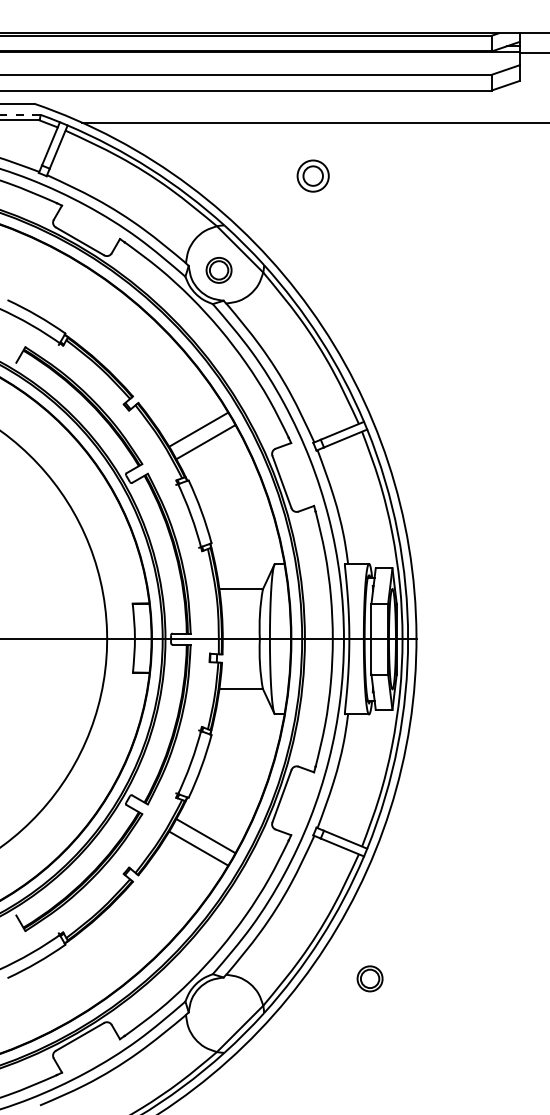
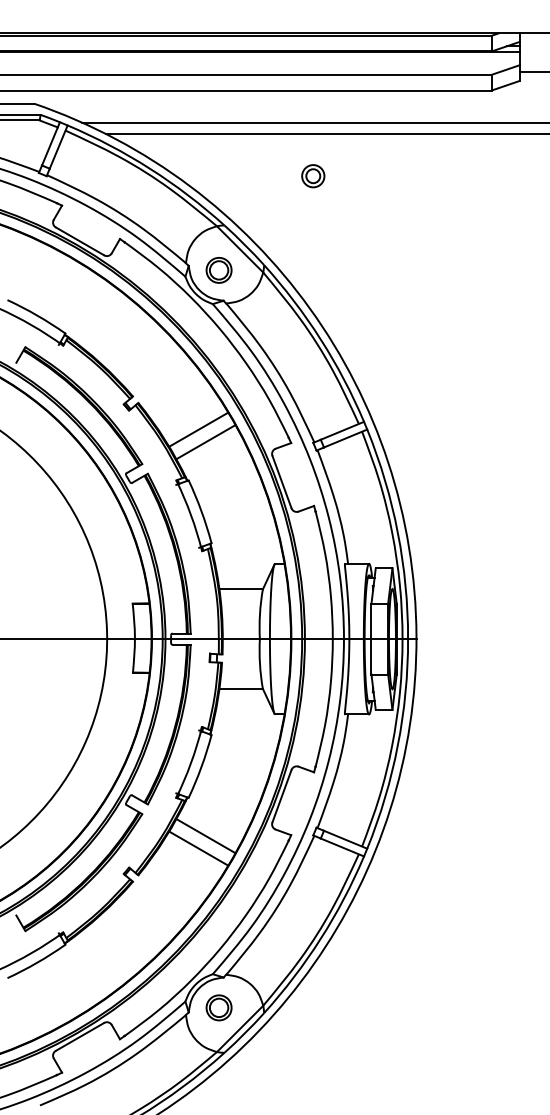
line position: (532, 53) -> (532, 72) (532, 72)
line: dashed -> solid (20, 114)
line: none -> present (325, 133)
part size: 34x34 px -> 25x25 px (313, 176)
part position: (369, 978) -> (218, 1007) (218, 1007)
